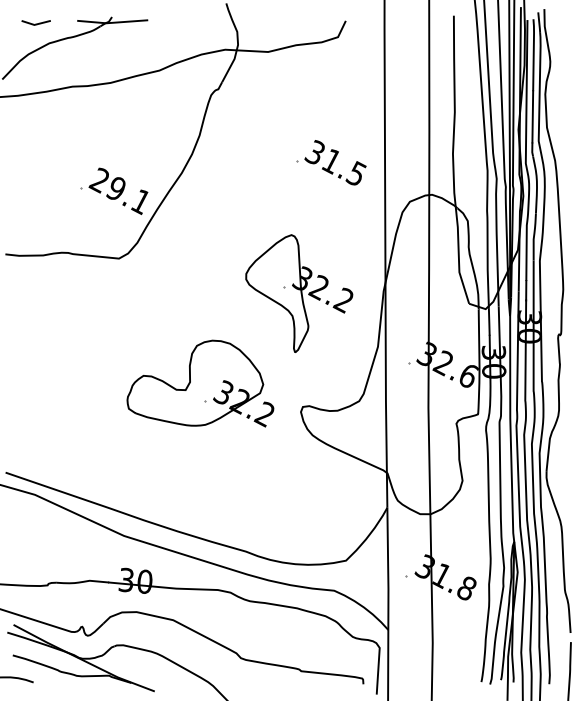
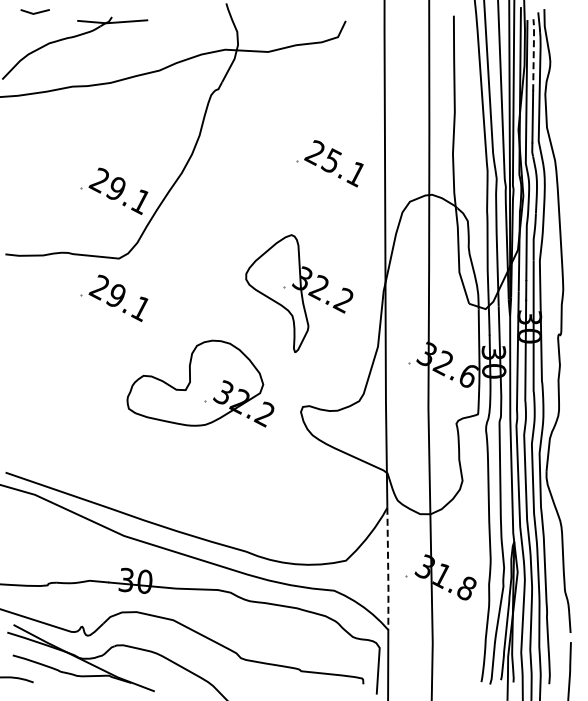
line position: (35, 23) -> (34, 12) (34, 12)
line: solid -> dashed (533, 53)
text: 31.5 -> 25.1 (335, 163)
part: none -> present (114, 297)
line: solid -> dashed (388, 569)
